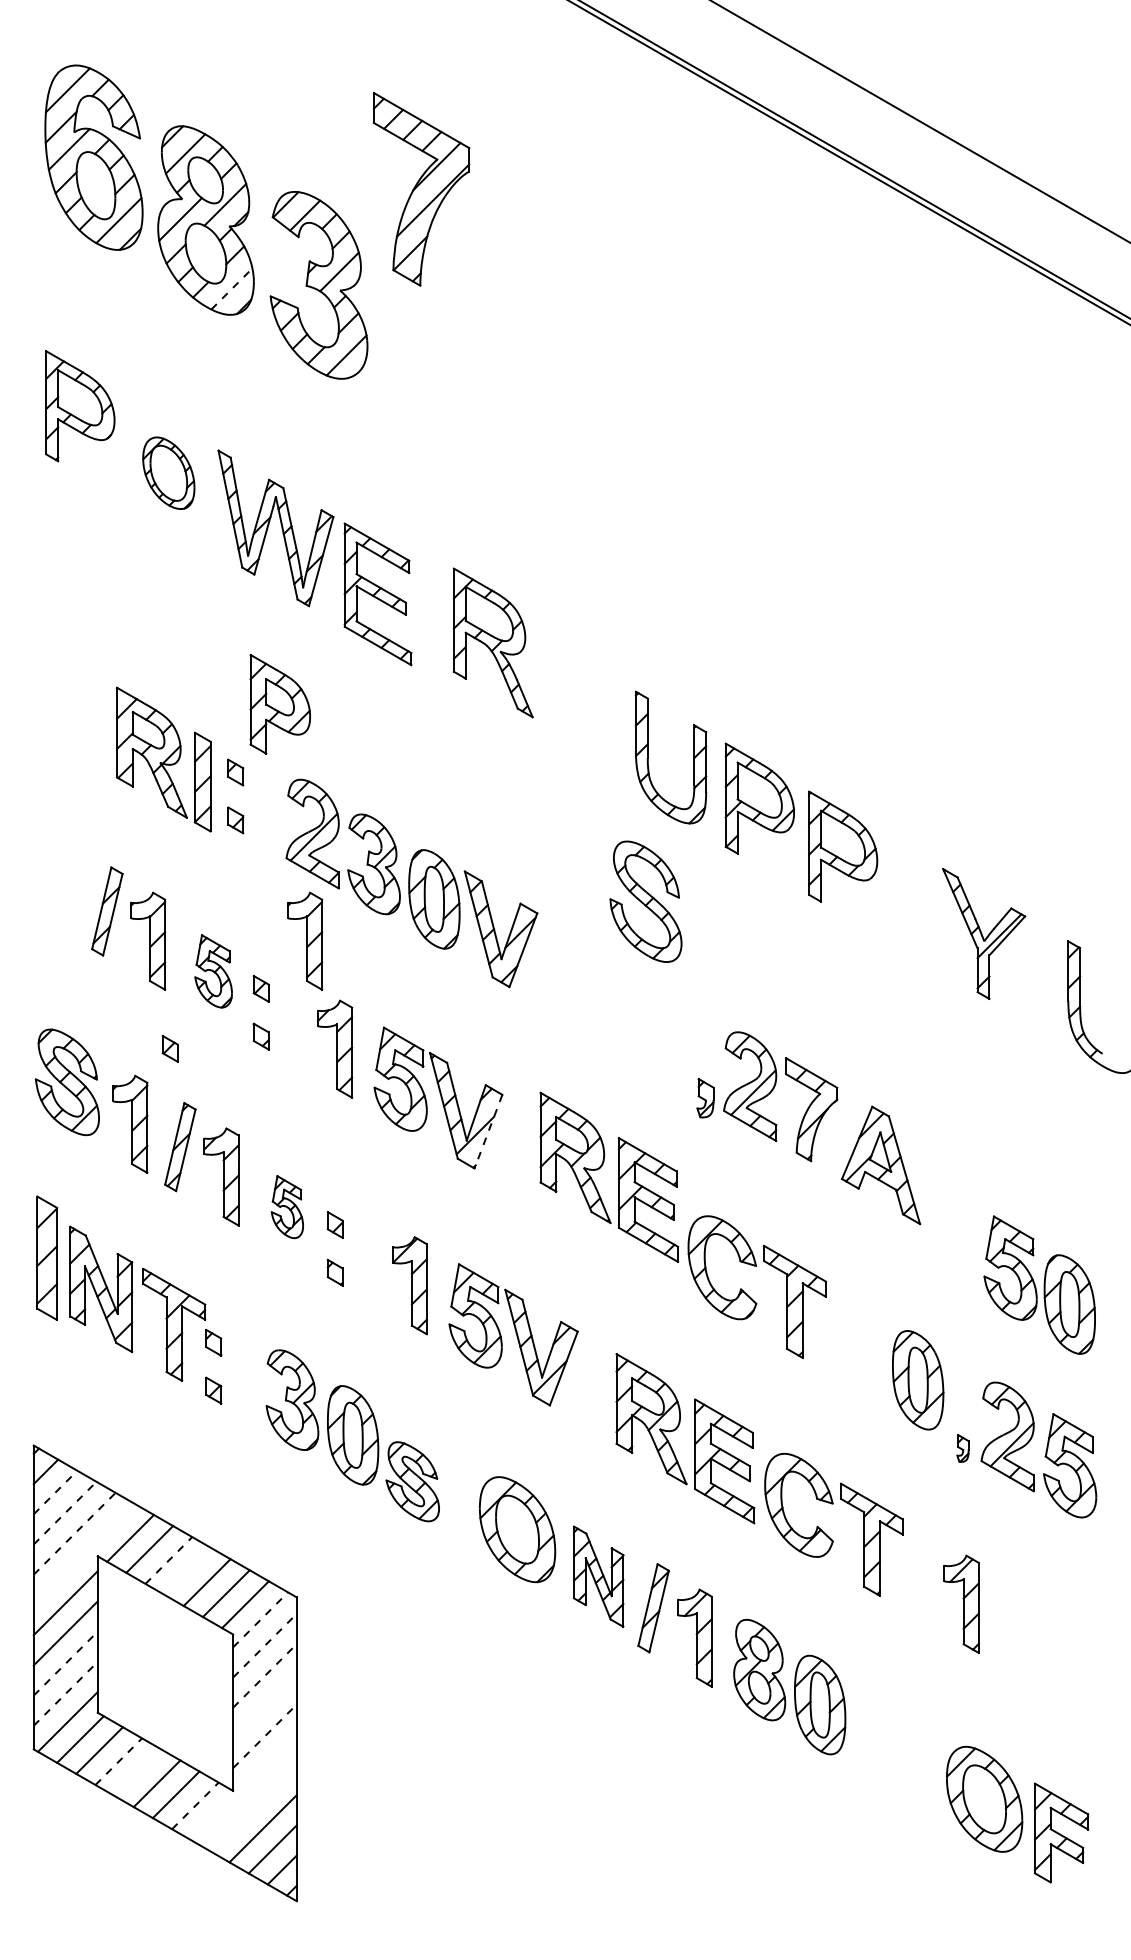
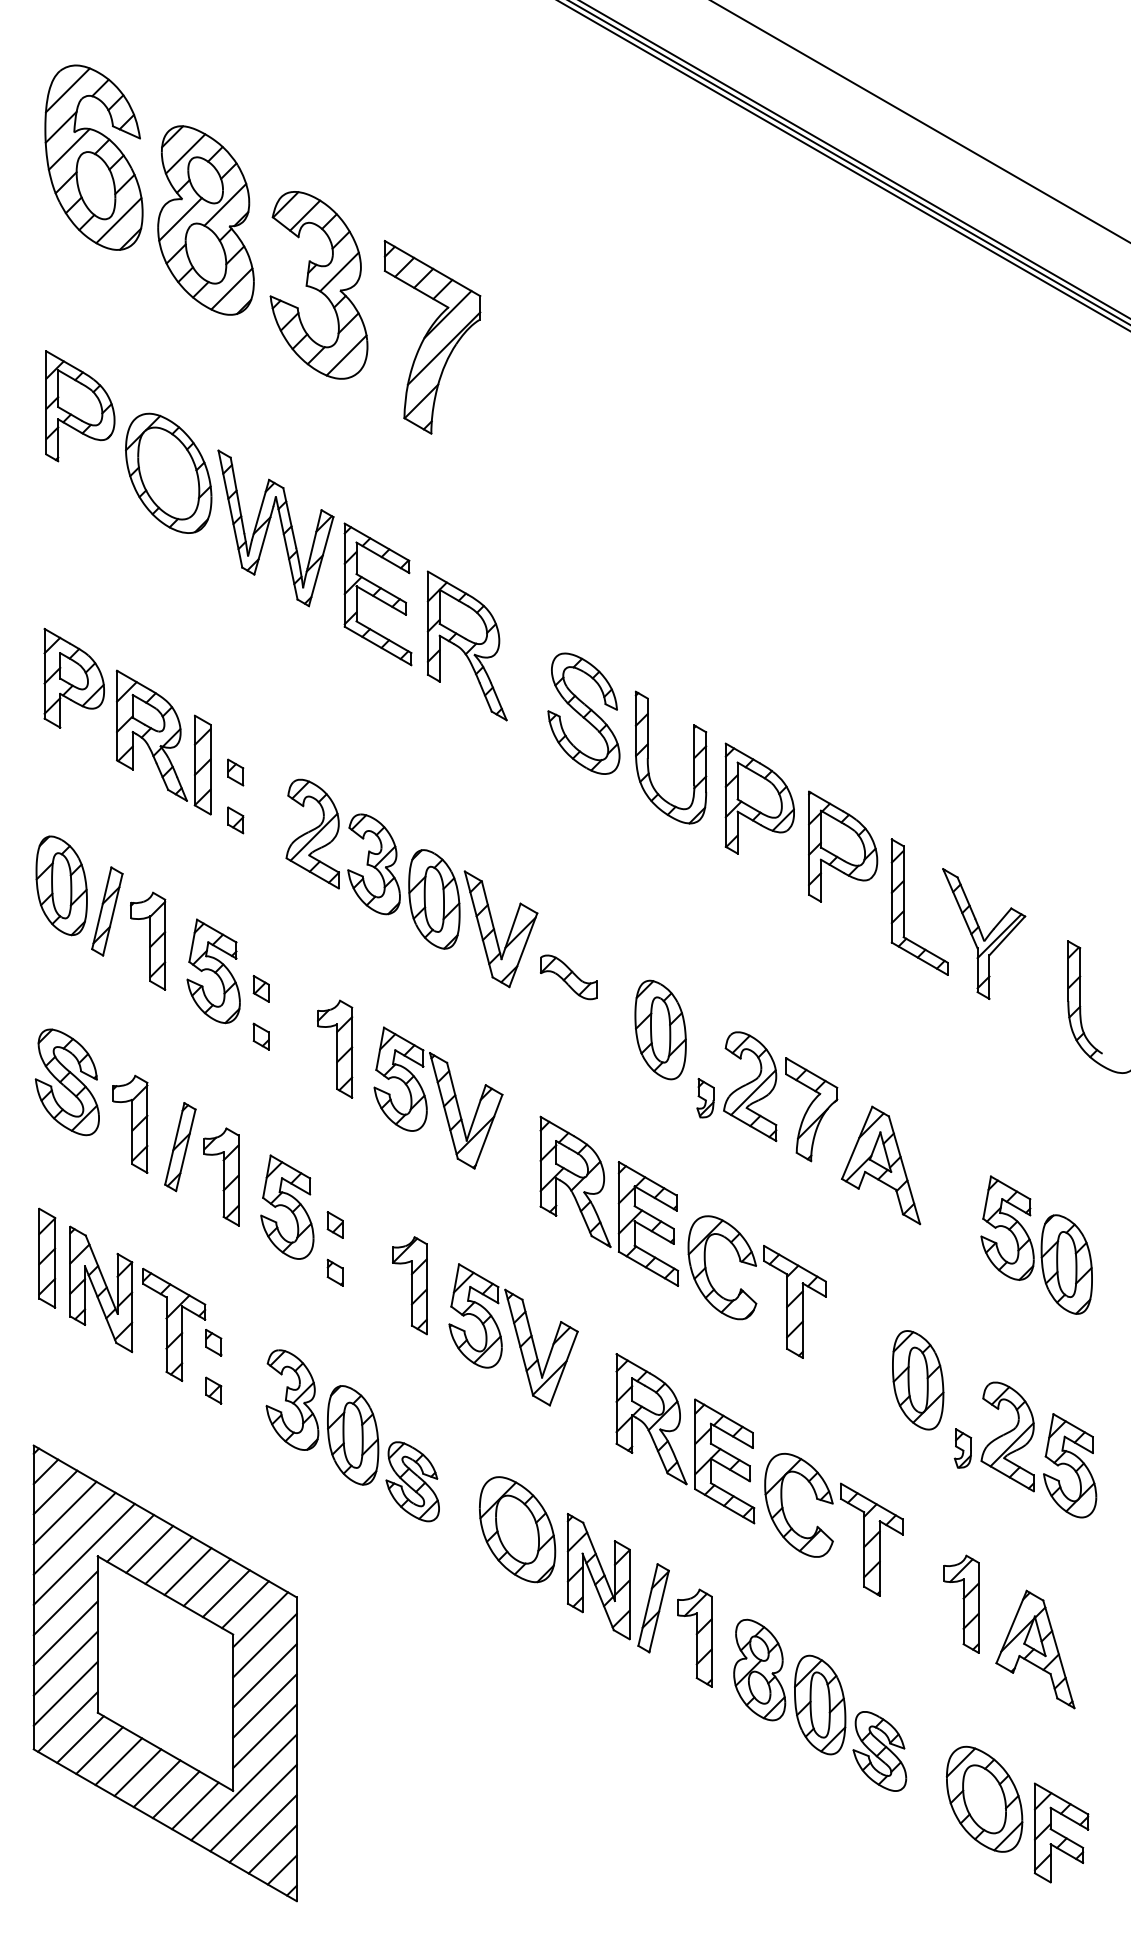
line: none -> present (843, 165)
part position: (421, 189) -> (432, 337) (432, 337)
line: dashed -> solid (232, 288)
part size: 54x74 px -> 88x122 px (168, 472)
part position: (492, 642) -> (466, 645) (466, 645)
part position: (279, 703) -> (73, 677) (73, 677)
part position: (163, 759) -> (163, 742) (163, 742)
part: none -> present (61, 885)
part position: (645, 901) -> (583, 713) (583, 713)
part: none -> present (904, 906)
part: present -> none (305, 940)
part size: 39x75 px -> 55x107 px (213, 971)
part: none -> present (568, 977)
part: none -> present (660, 1029)
part: present -> none (169, 1048)
line: dashed -> solid (488, 1132)
part position: (617, 1179) -> (617, 1203) (617, 1203)
part size: 34x65 px -> 55x106 px (287, 1206)
part size: 23x126 px -> 19x102 px (47, 1257)
part position: (1039, 1284) -> (1036, 1244) (1036, 1244)
part size: 14x29 px -> 20x41 px (962, 1448)
line: dashed -> solid (55, 1492)
line: dashed -> solid (65, 1512)
line: dashed -> solid (74, 1533)
line: none -> present (83, 1553)
line: dashed -> solid (169, 1560)
line: none -> present (187, 1571)
part size: 52x103 px -> 65x128 px (598, 1576)
line: dashed -> solid (260, 1619)
line: dashed -> solid (264, 1645)
part: none -> present (1035, 1649)
line: dashed -> solid (66, 1663)
line: dashed -> solid (264, 1675)
line: dashed -> solid (66, 1693)
line: none -> present (264, 1705)
line: dashed -> solid (264, 1736)
part: none -> present (879, 1751)
line: dashed -> solid (118, 1761)
line: none -> present (137, 1772)
line: none -> present (243, 1787)
line: dashed -> solid (195, 1805)
line: none -> present (253, 1807)
